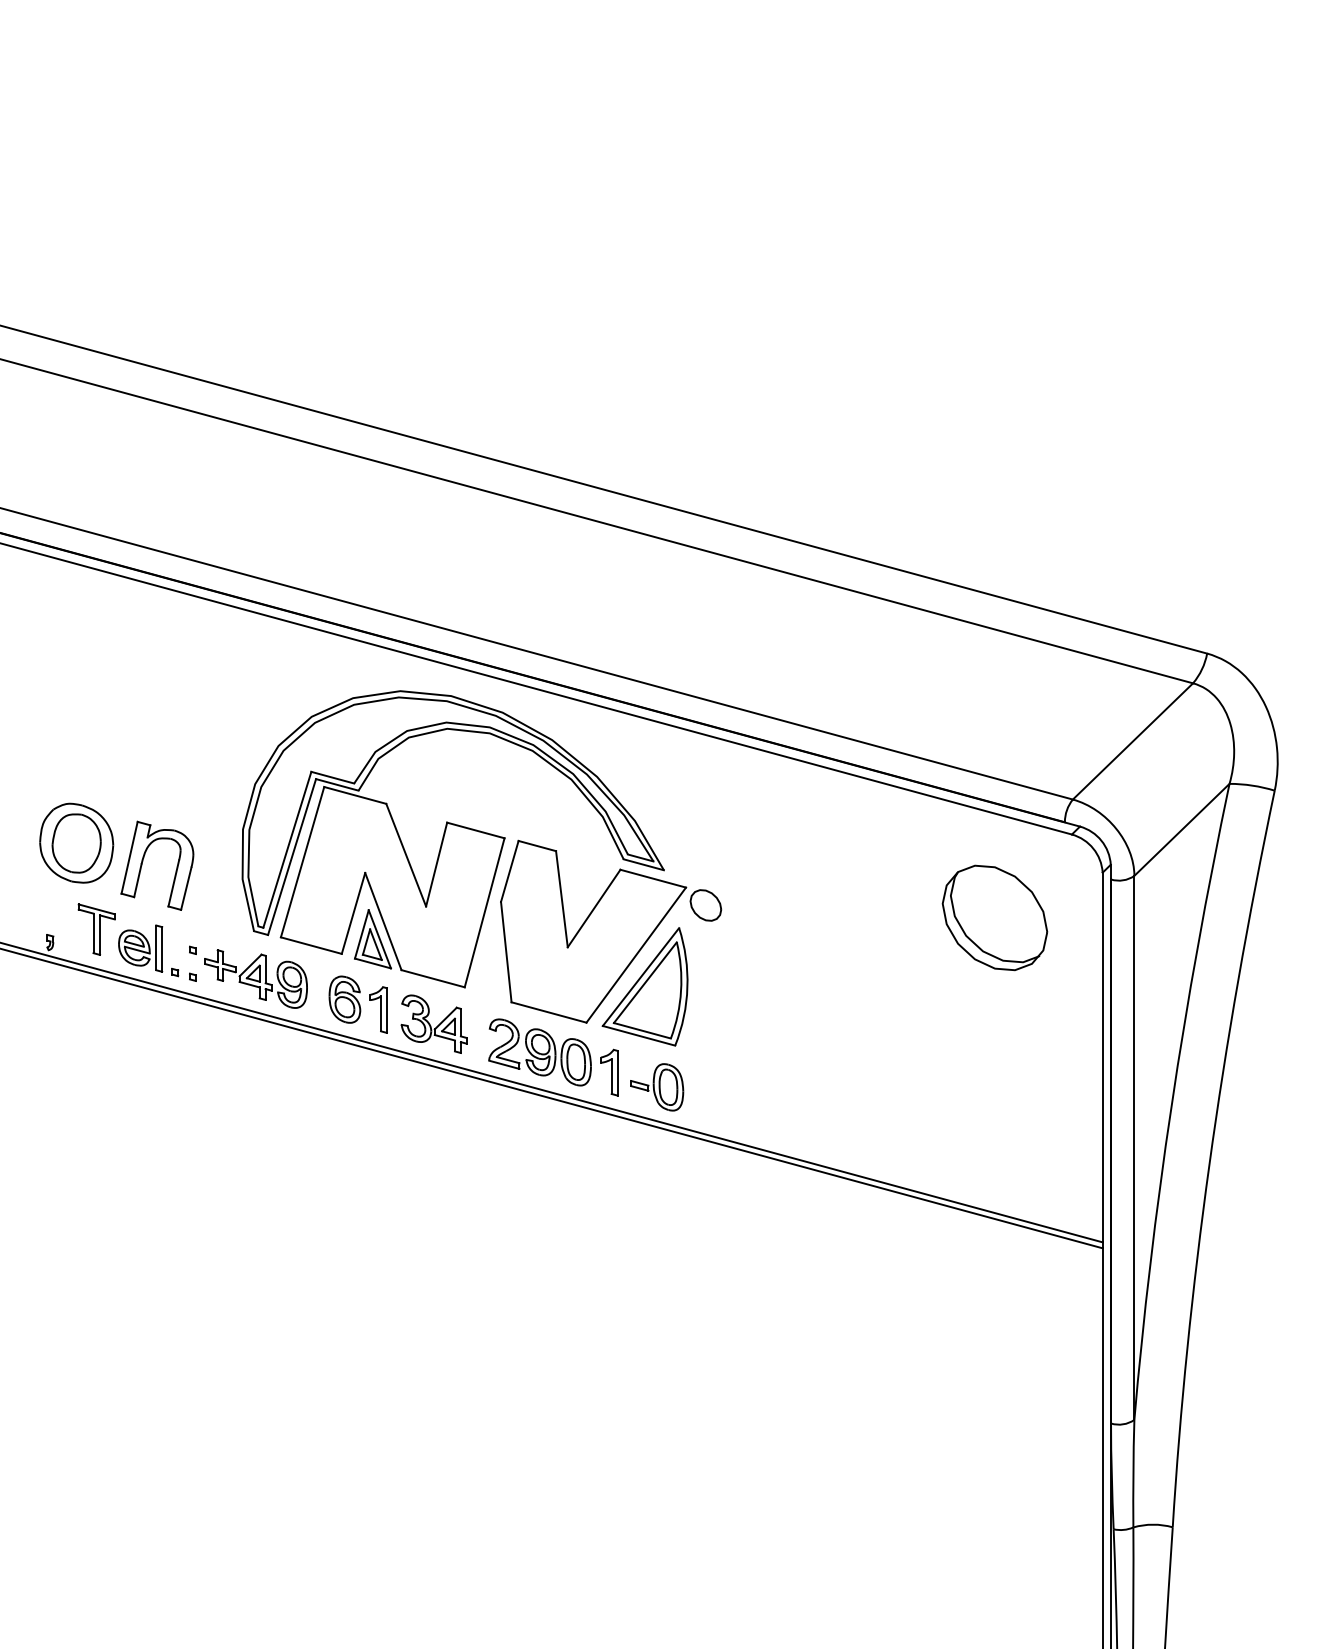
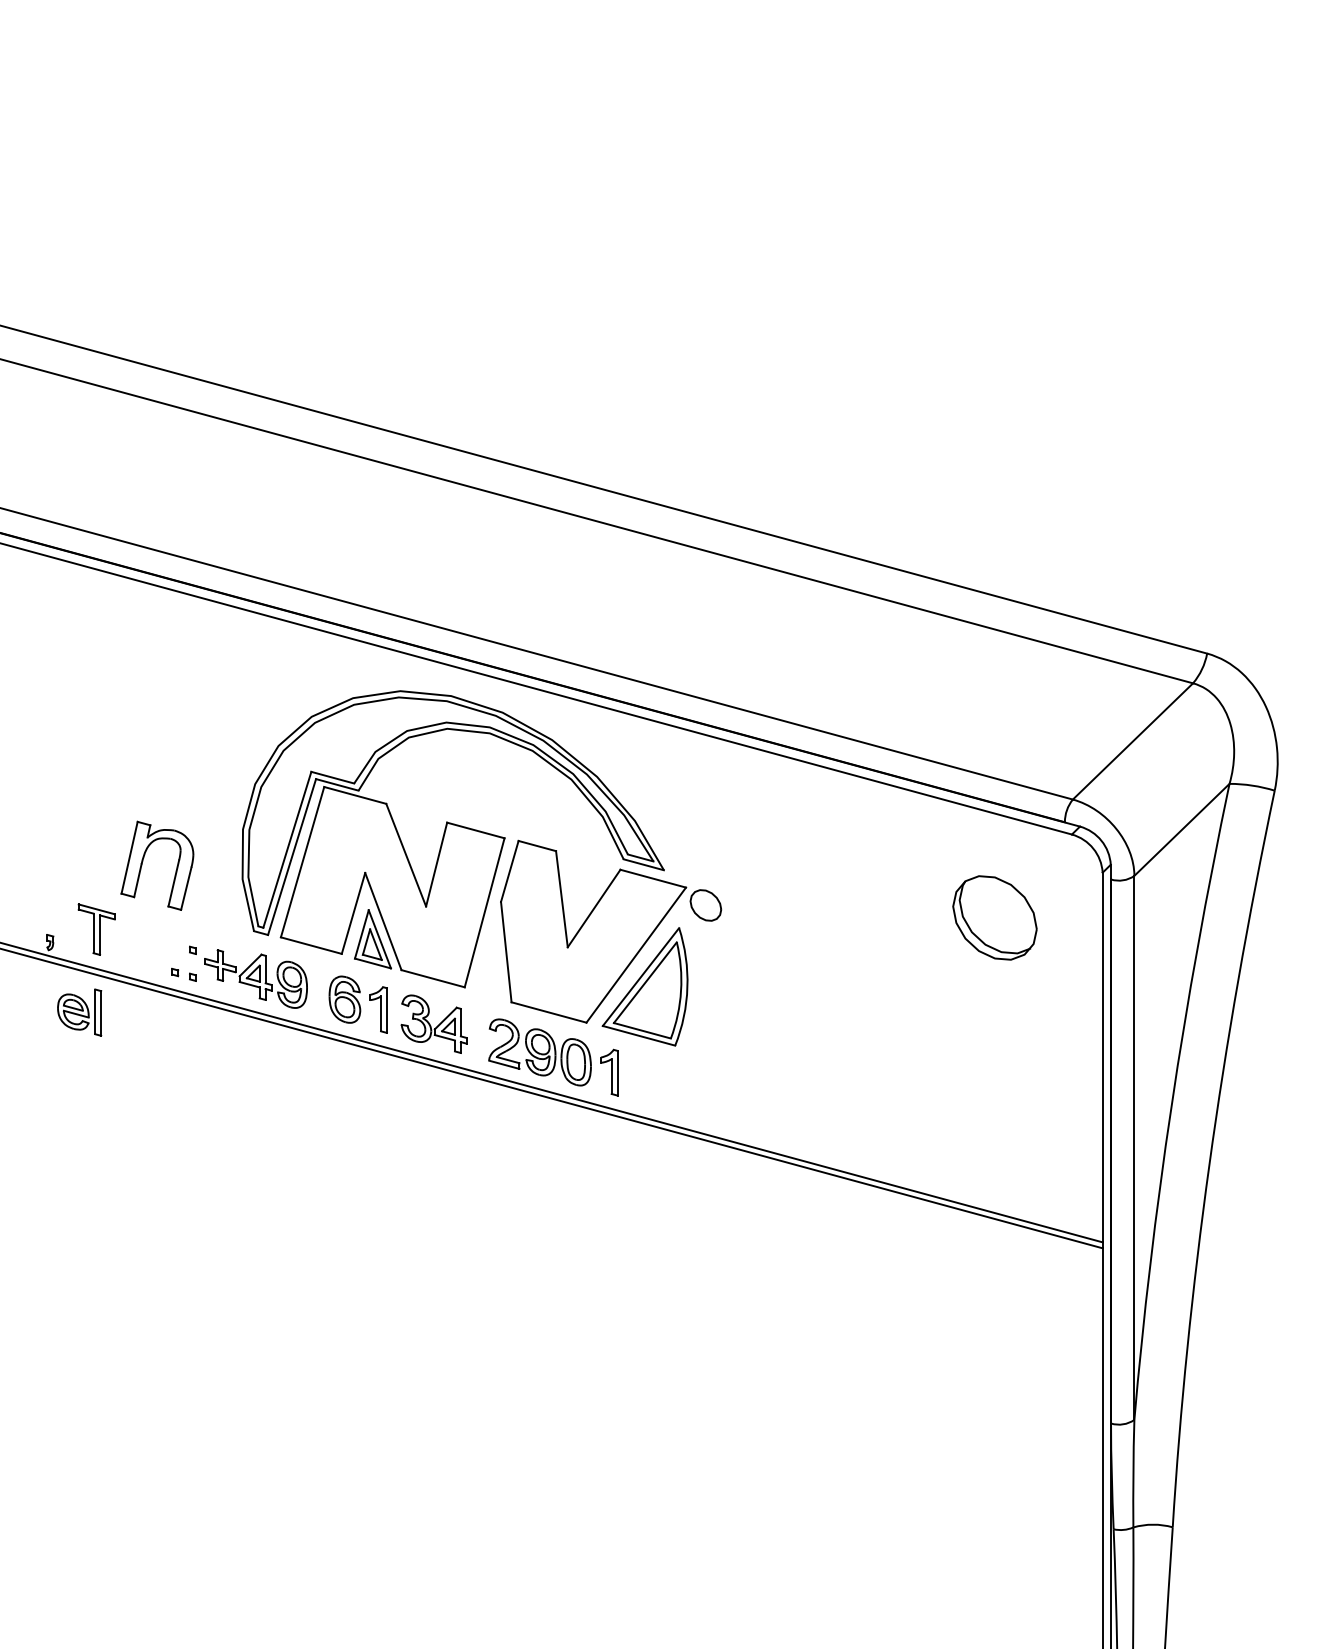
part: present -> none (76, 842)
part size: 108x108 px -> 86x86 px (994, 917)
part position: (140, 948) -> (79, 1012) (79, 1012)
part: present -> none (657, 1087)
